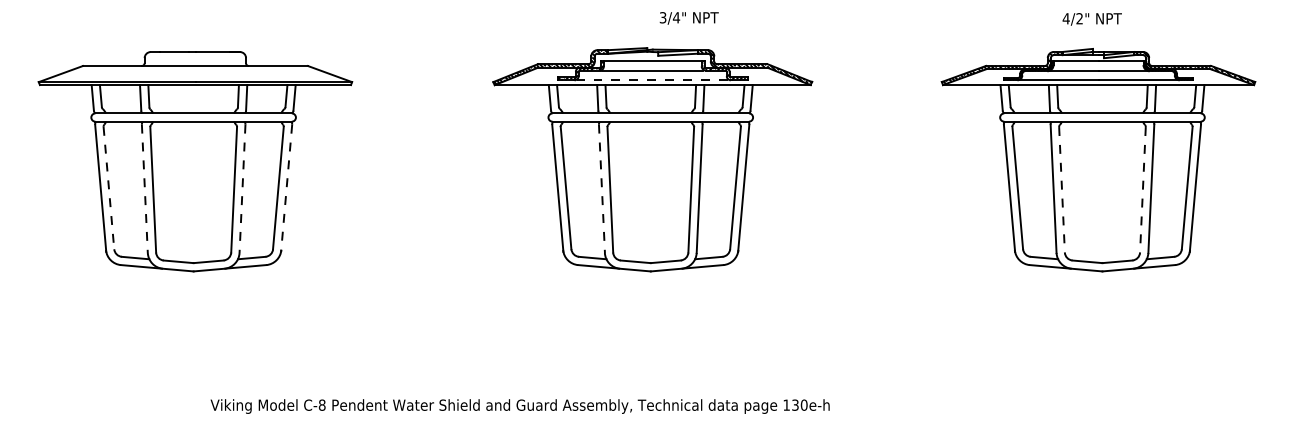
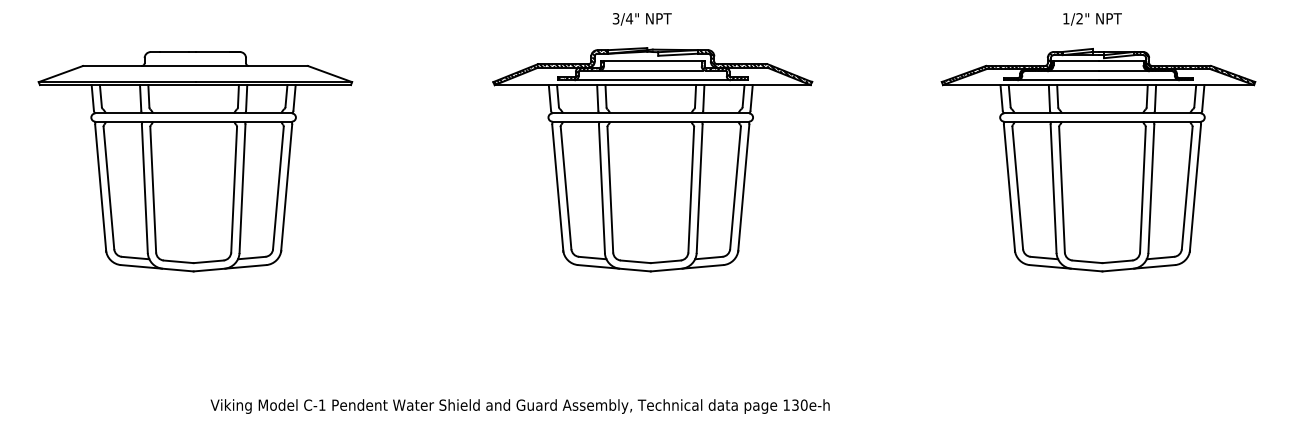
text position: (688, 18) -> (641, 19) (641, 19)
text: 4/2" -> 1/2" (1065, 18)
line: dashed -> solid (652, 80)
line: dashed -> solid (108, 188)
line: dashed -> solid (286, 188)
line: dashed -> solid (144, 189)
line: dashed -> solid (242, 189)
line: dashed -> solid (601, 189)
line: dashed -> solid (1062, 189)
line: dashed -> solid (1142, 189)
text: C-8 -> C-1 (321, 404)
